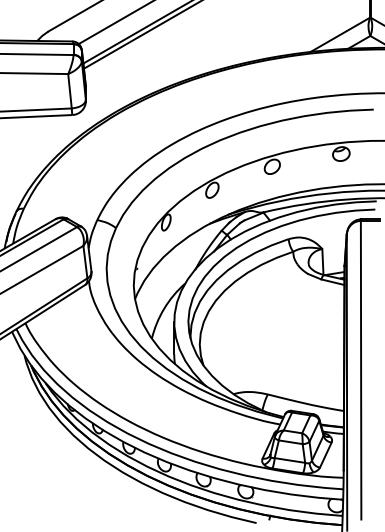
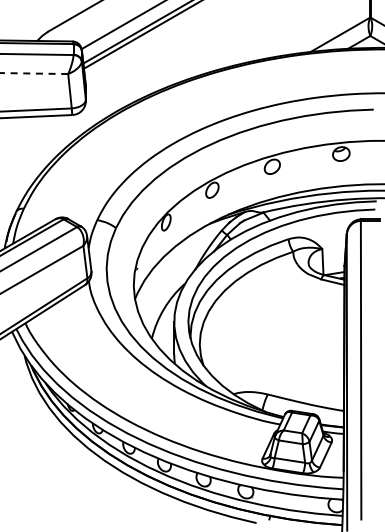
line position: (114, 23) -> (122, 25) (122, 25)
line: solid -> dashed (34, 73)
